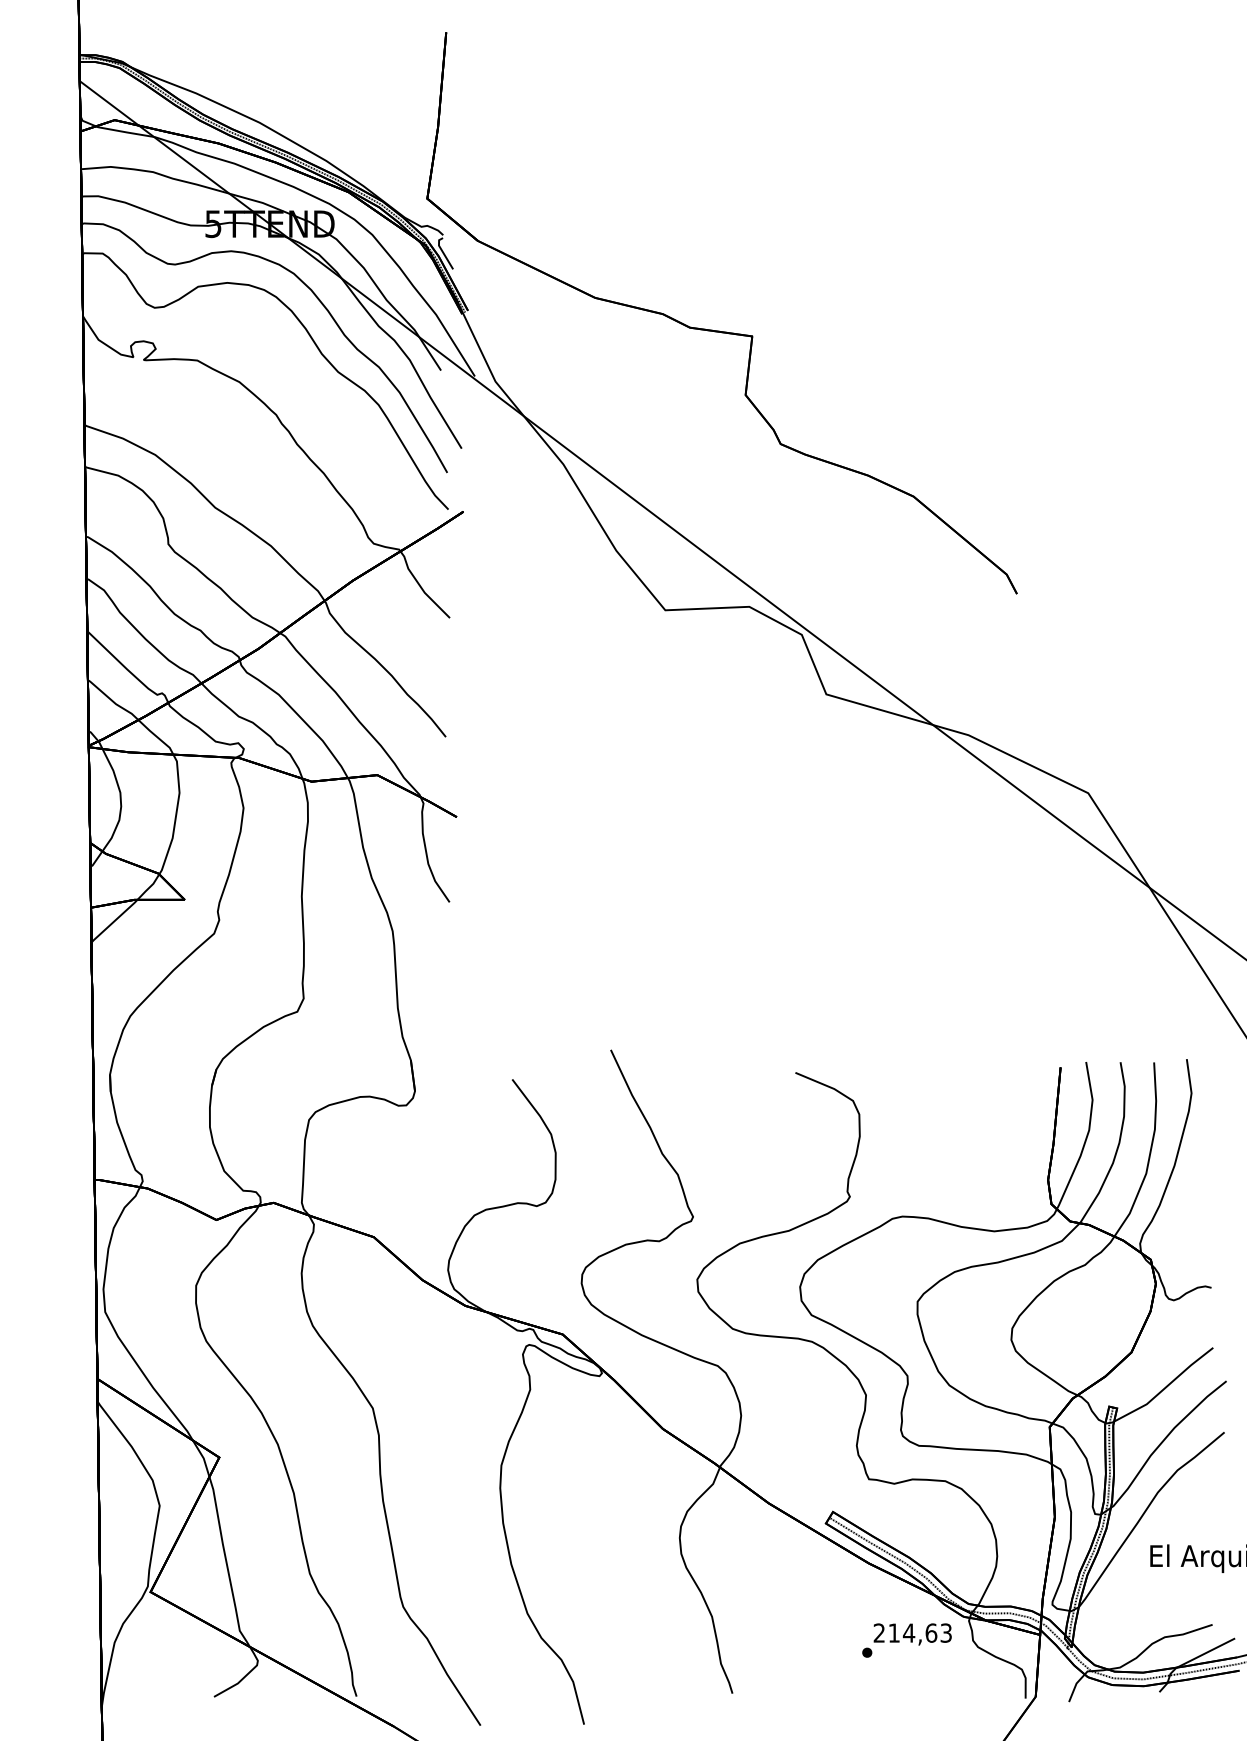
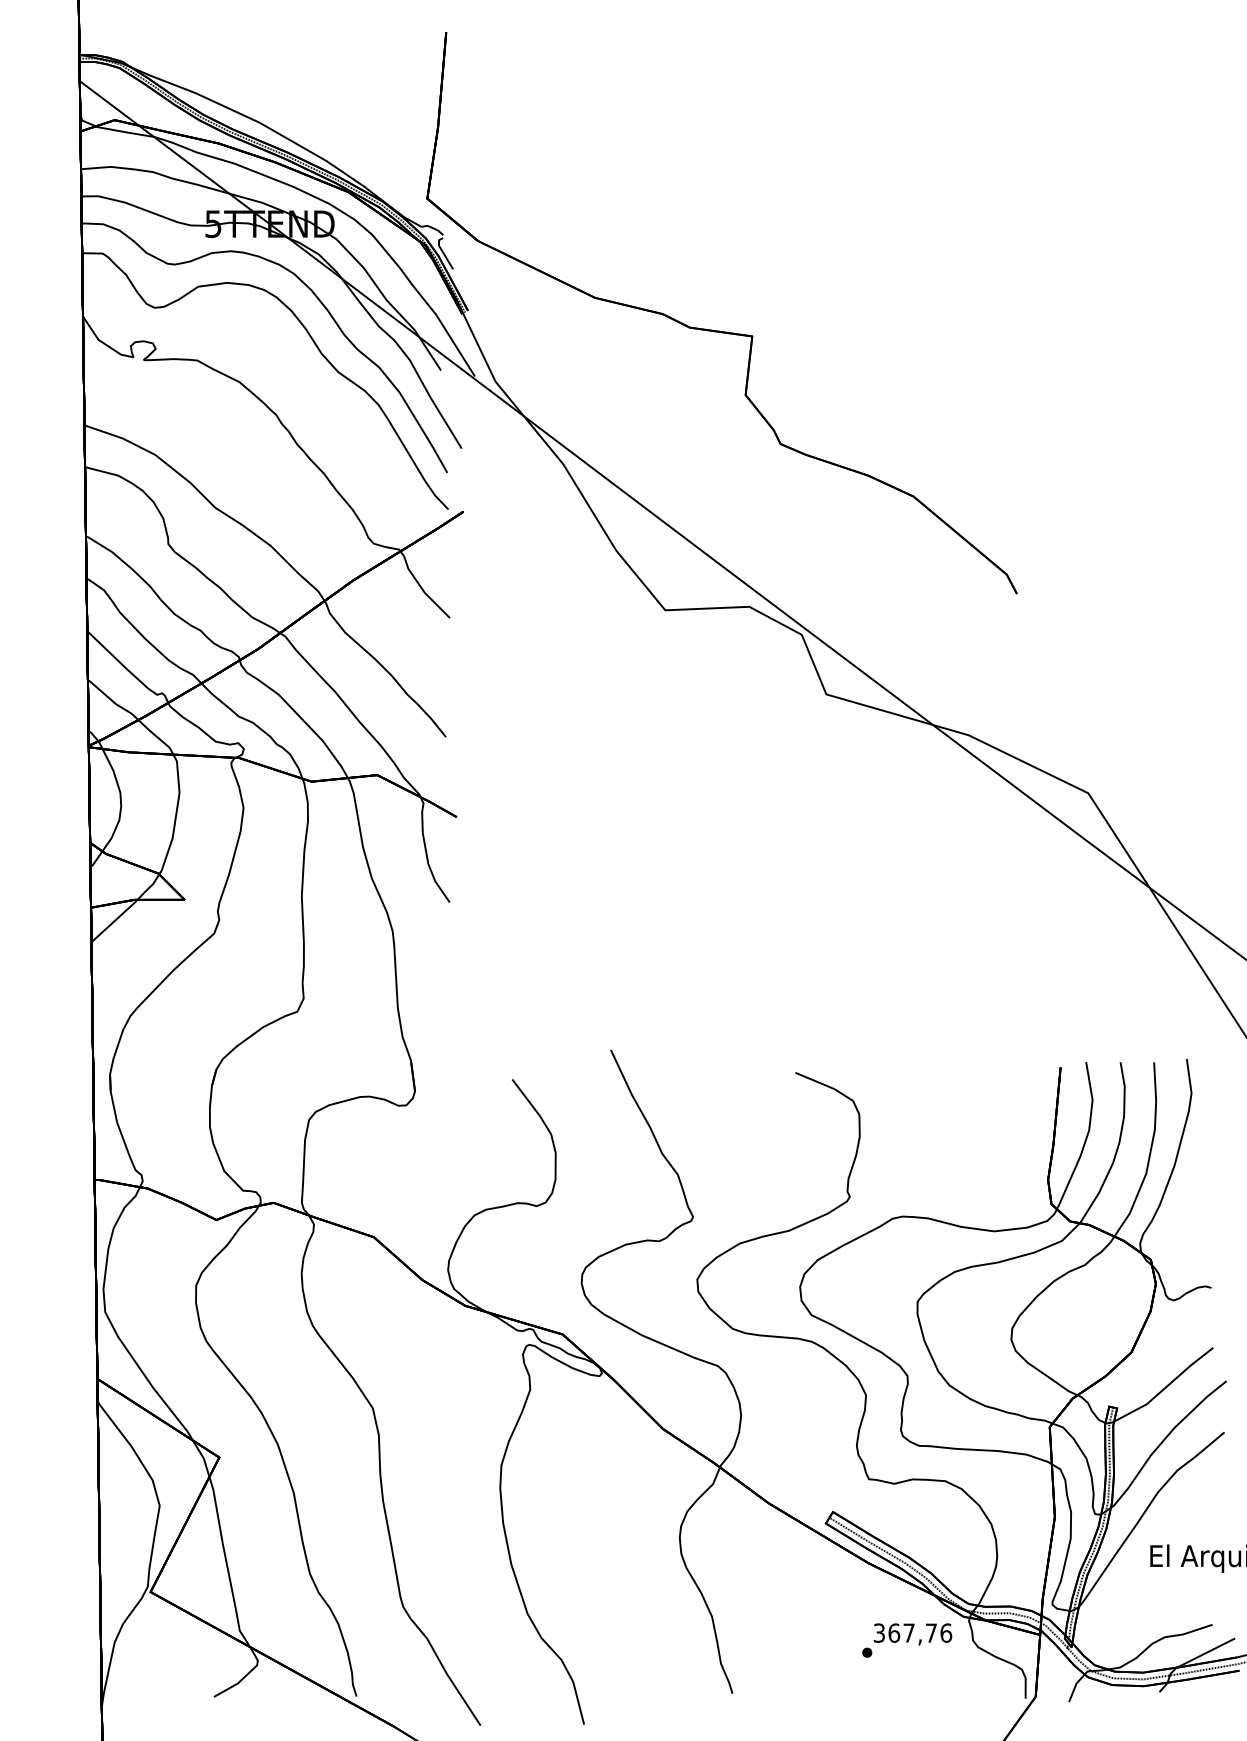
text: 214,63 -> 367,76 (912, 1632)
